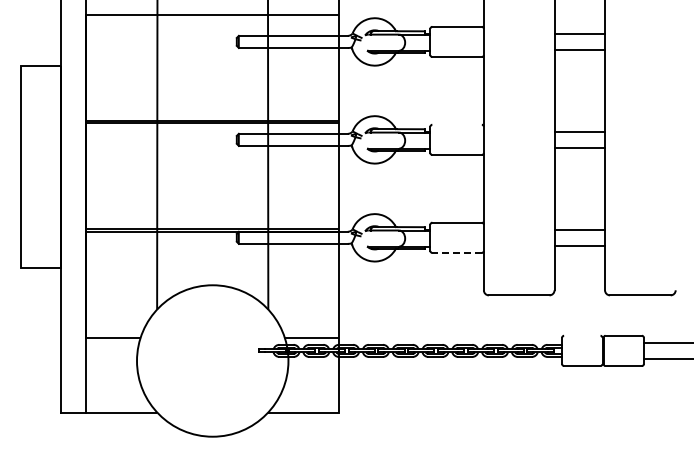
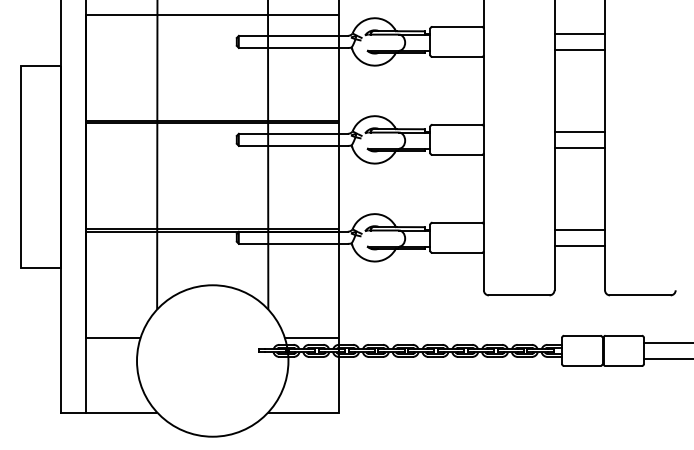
line: none -> present (456, 124)
line: dashed -> solid (457, 252)
line: none -> present (582, 335)
